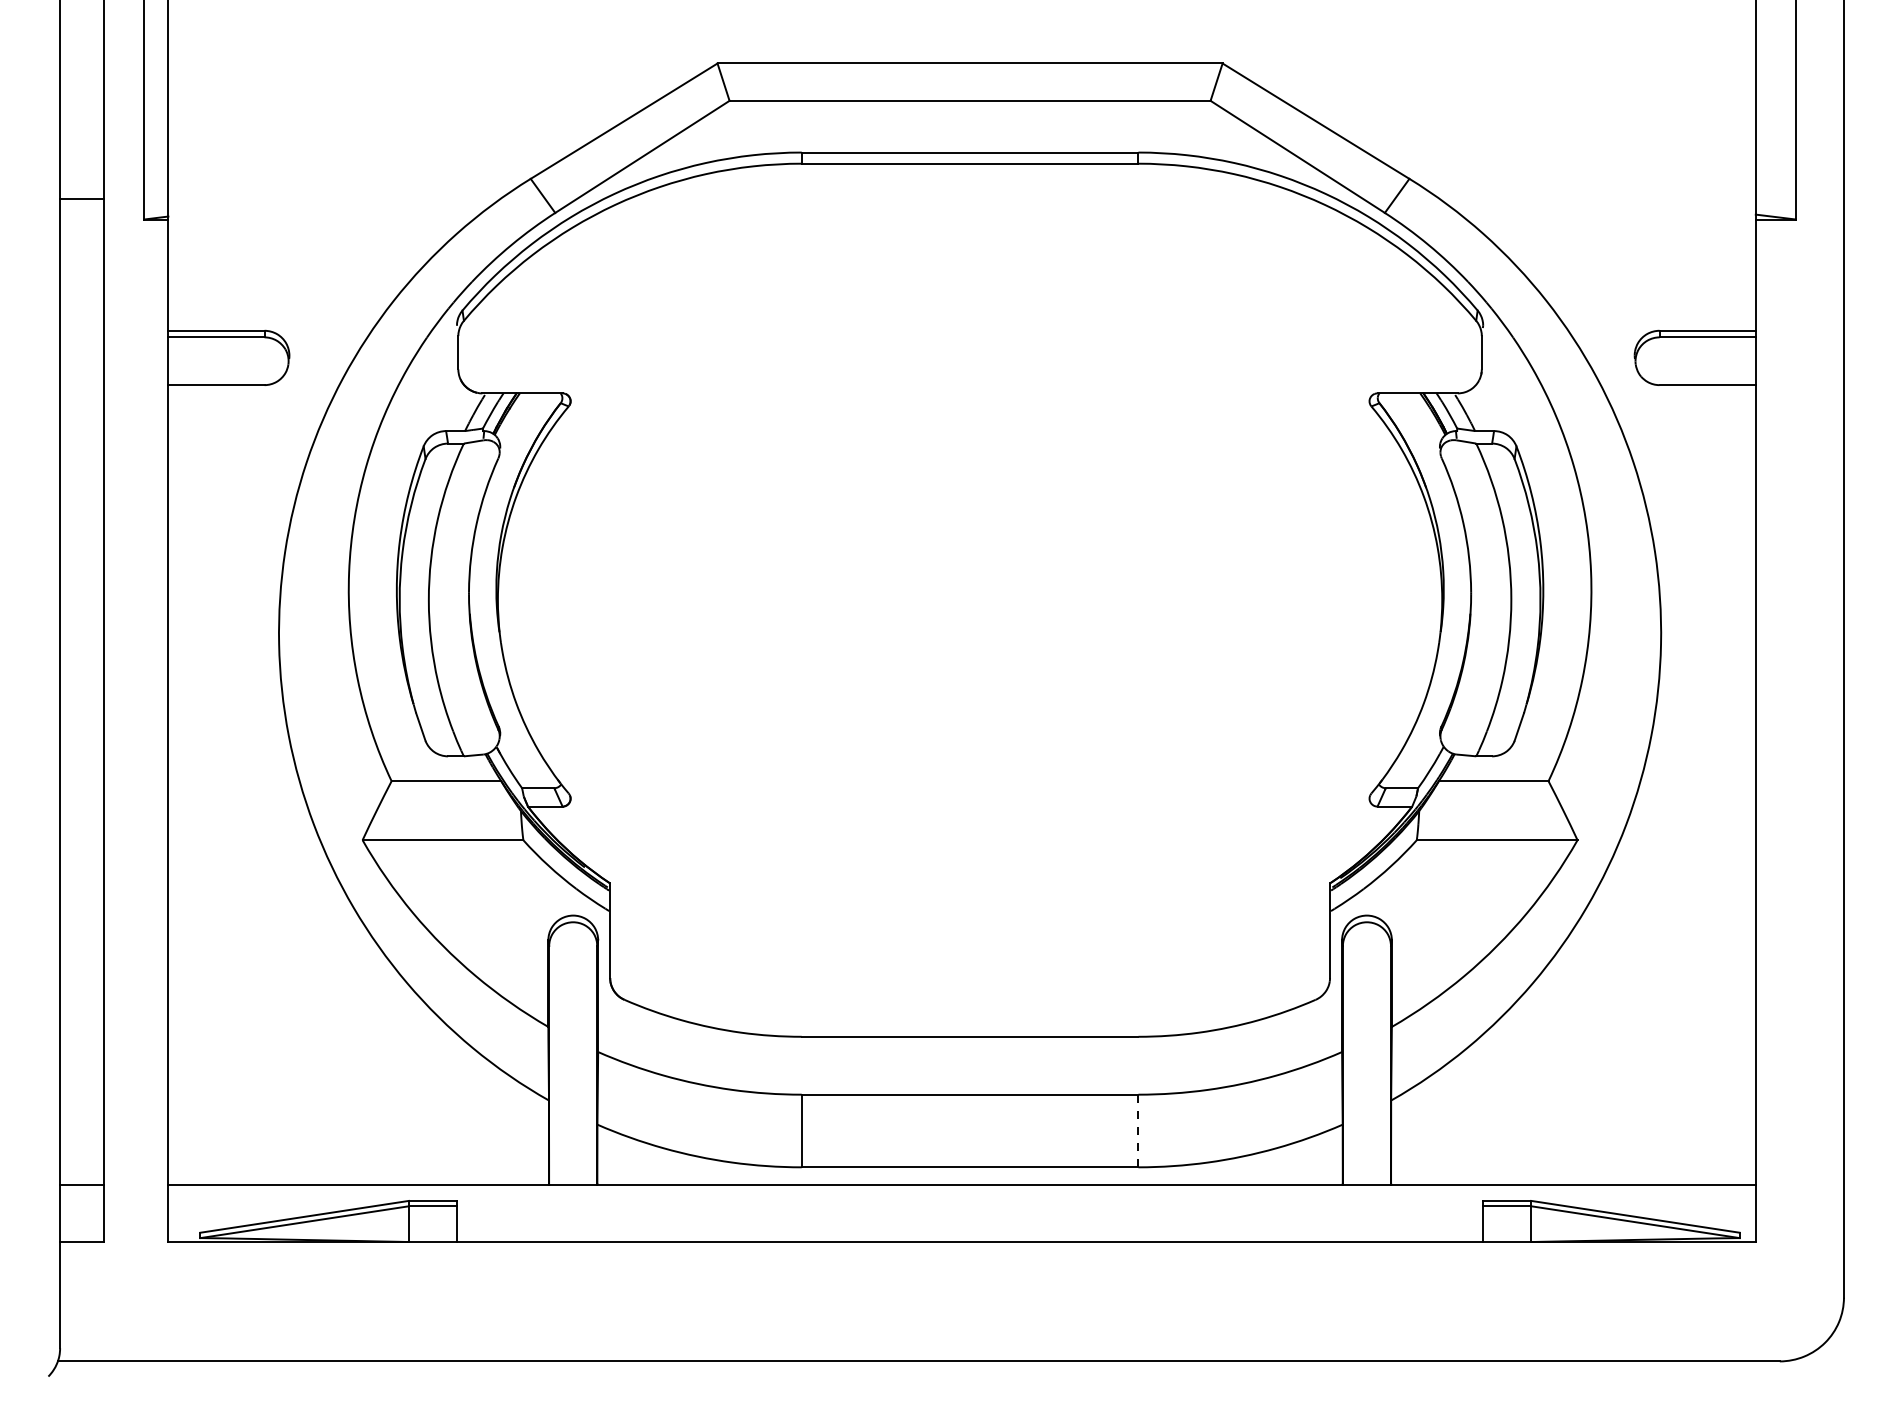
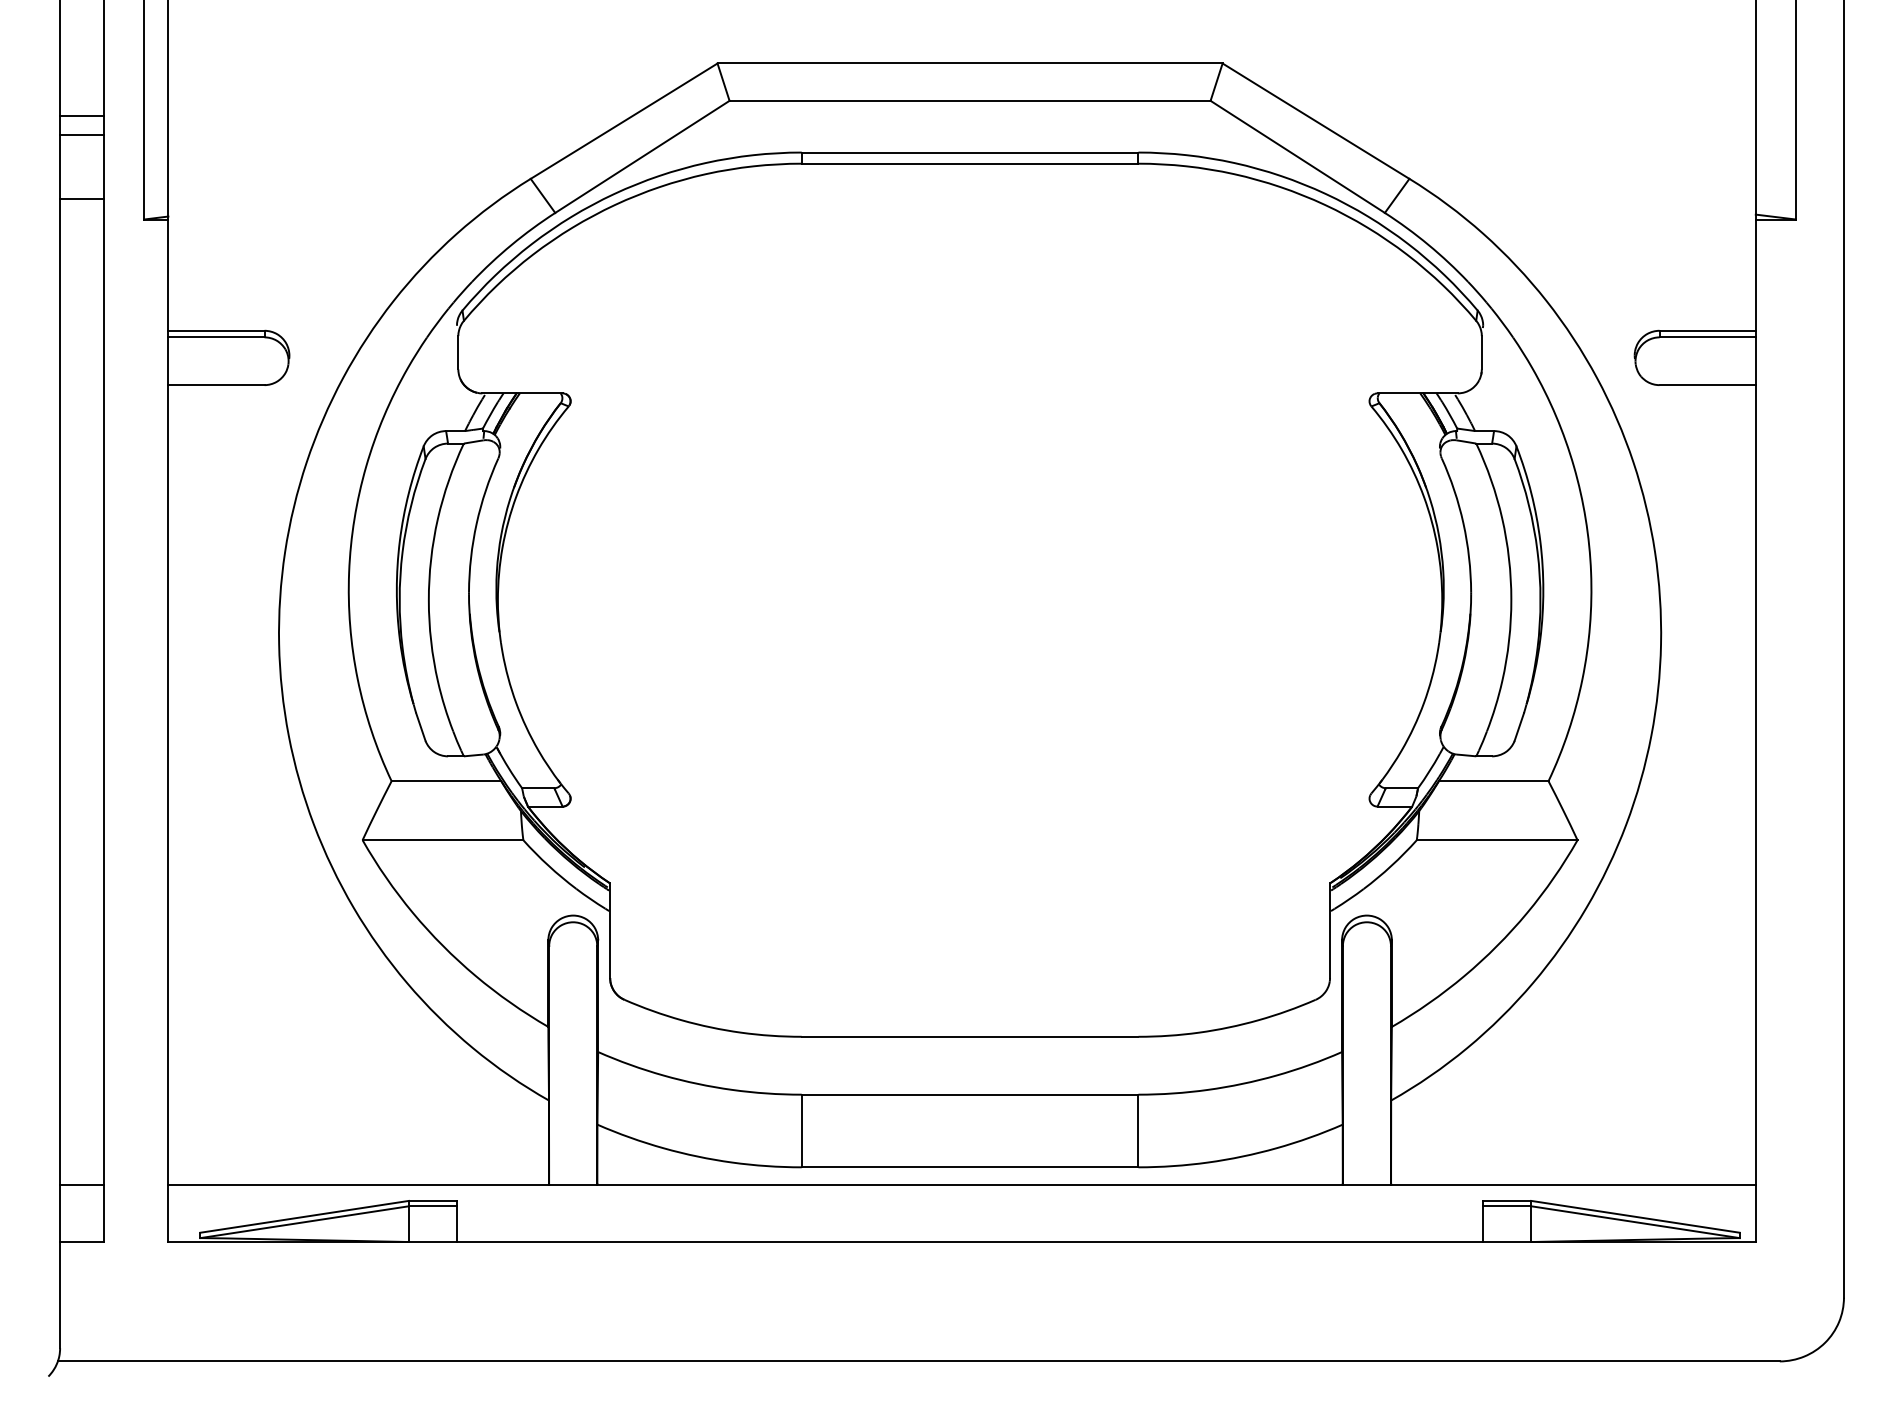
line: none -> present (82, 116)
line: none -> present (82, 134)
line: dashed -> solid (1138, 1131)
